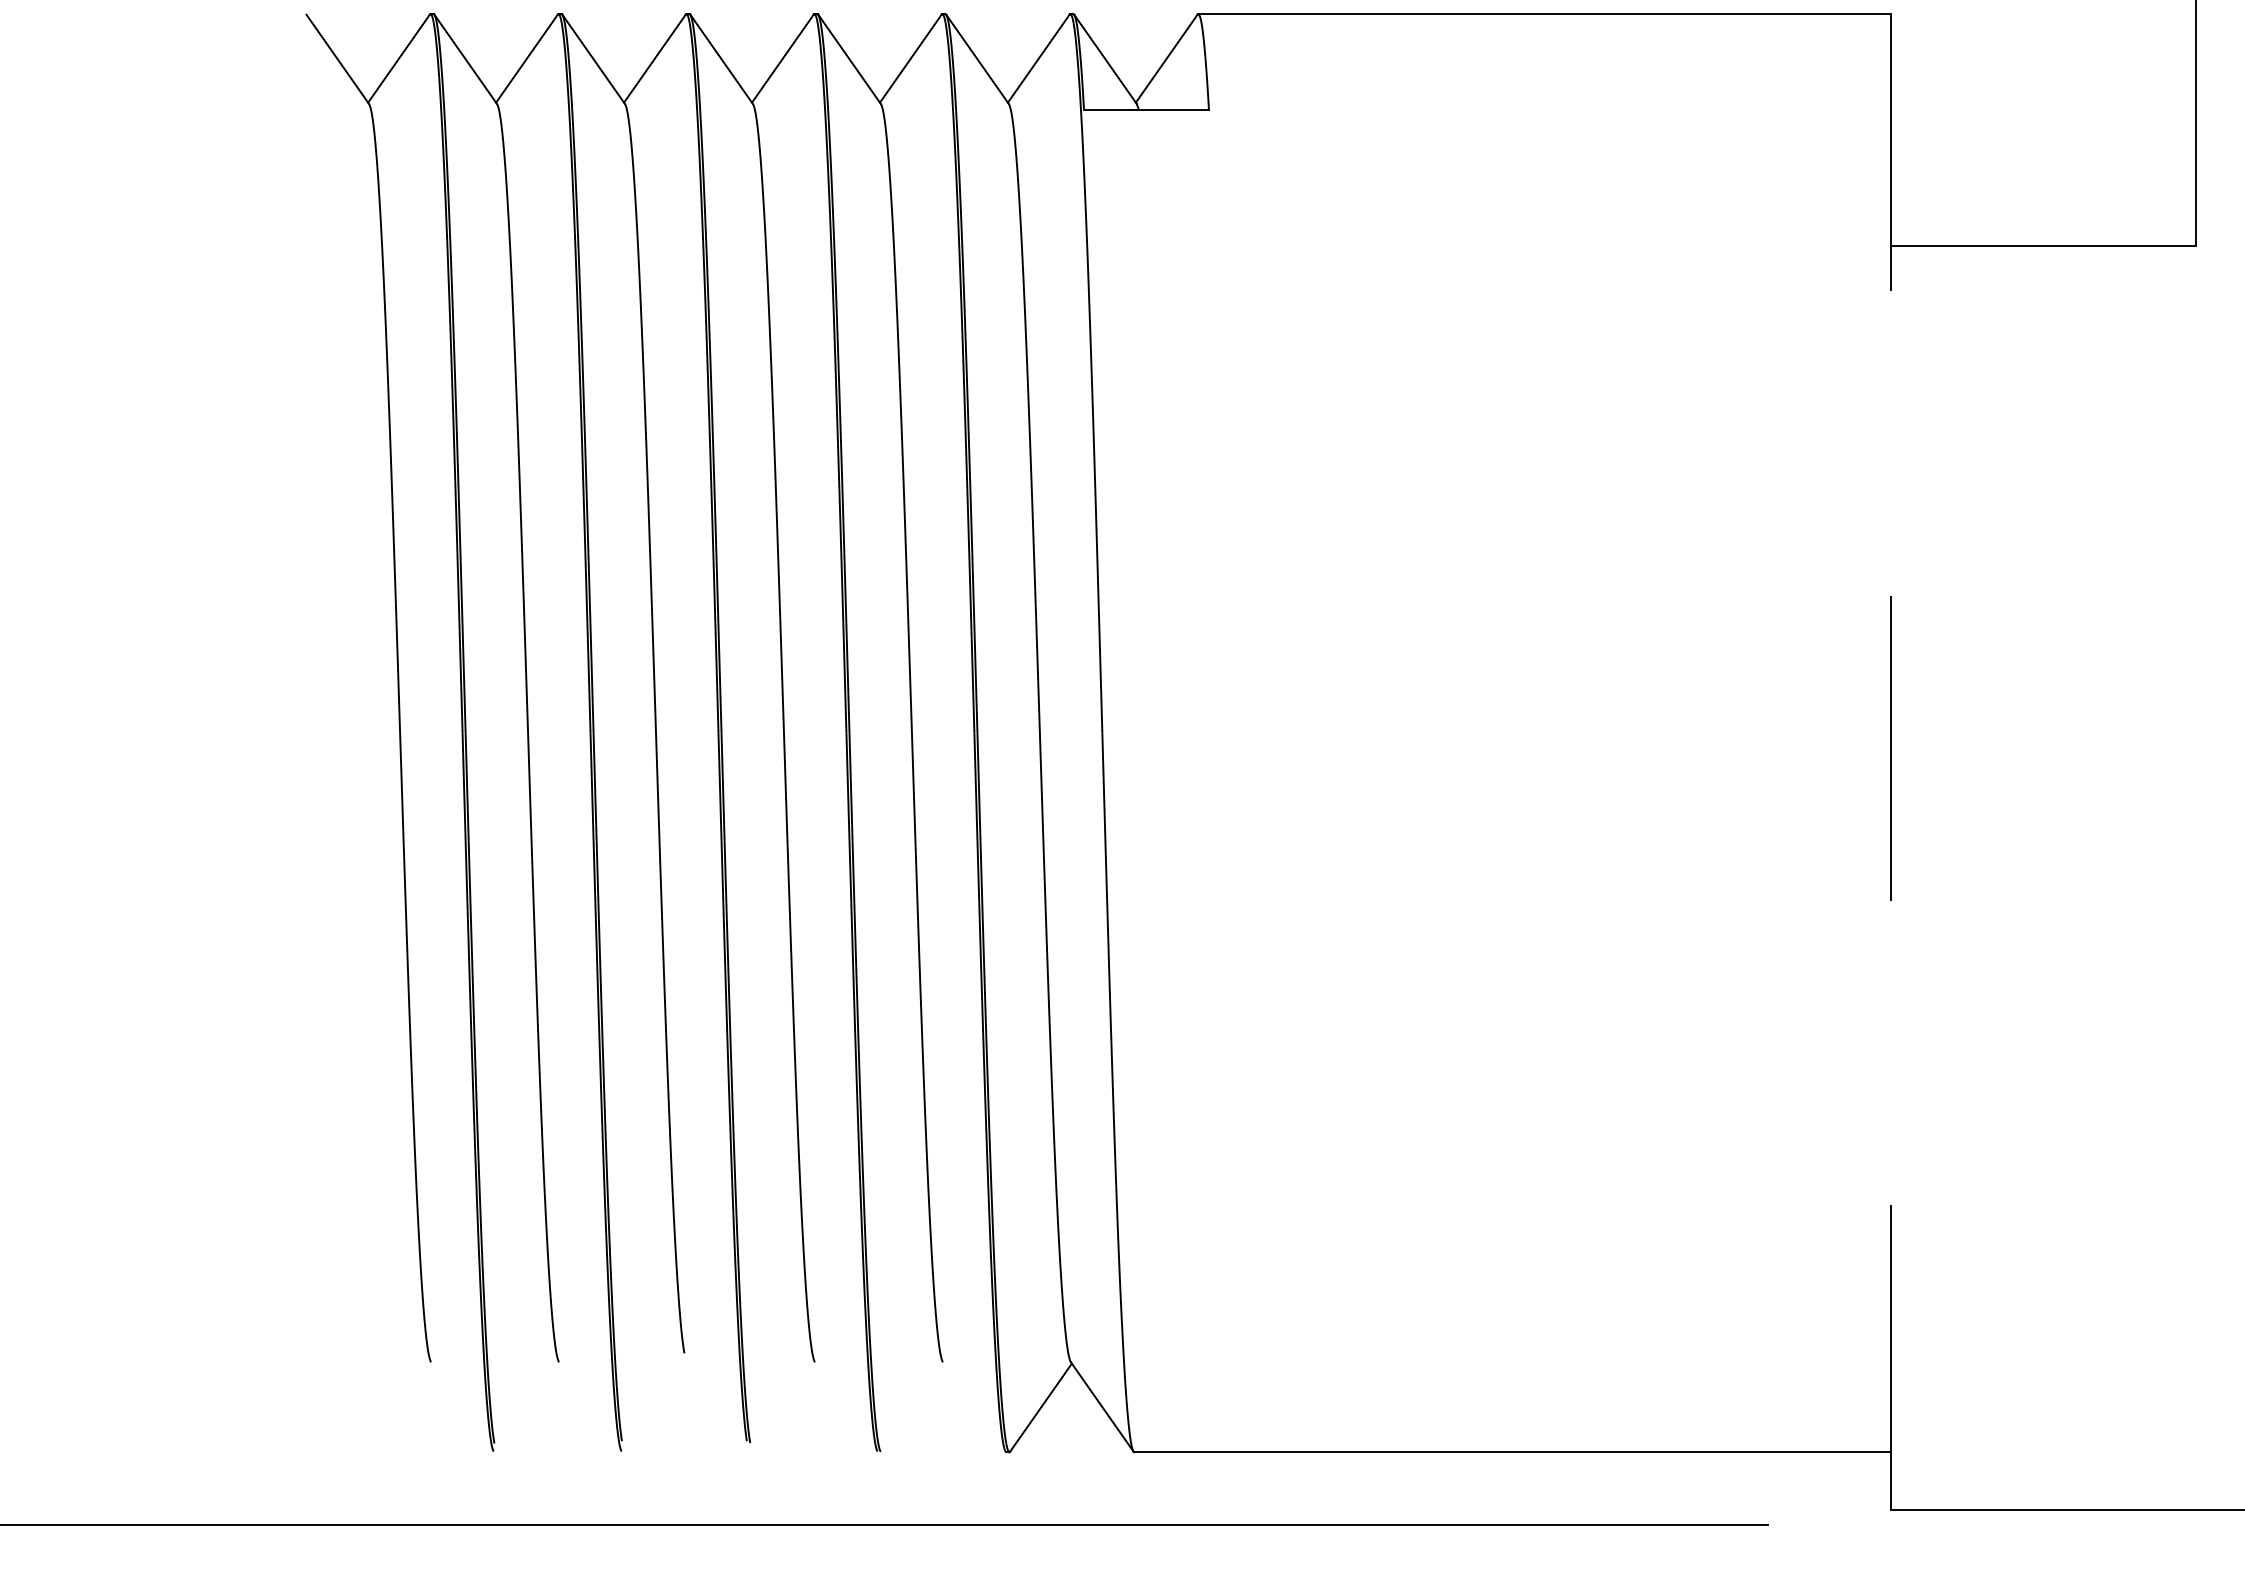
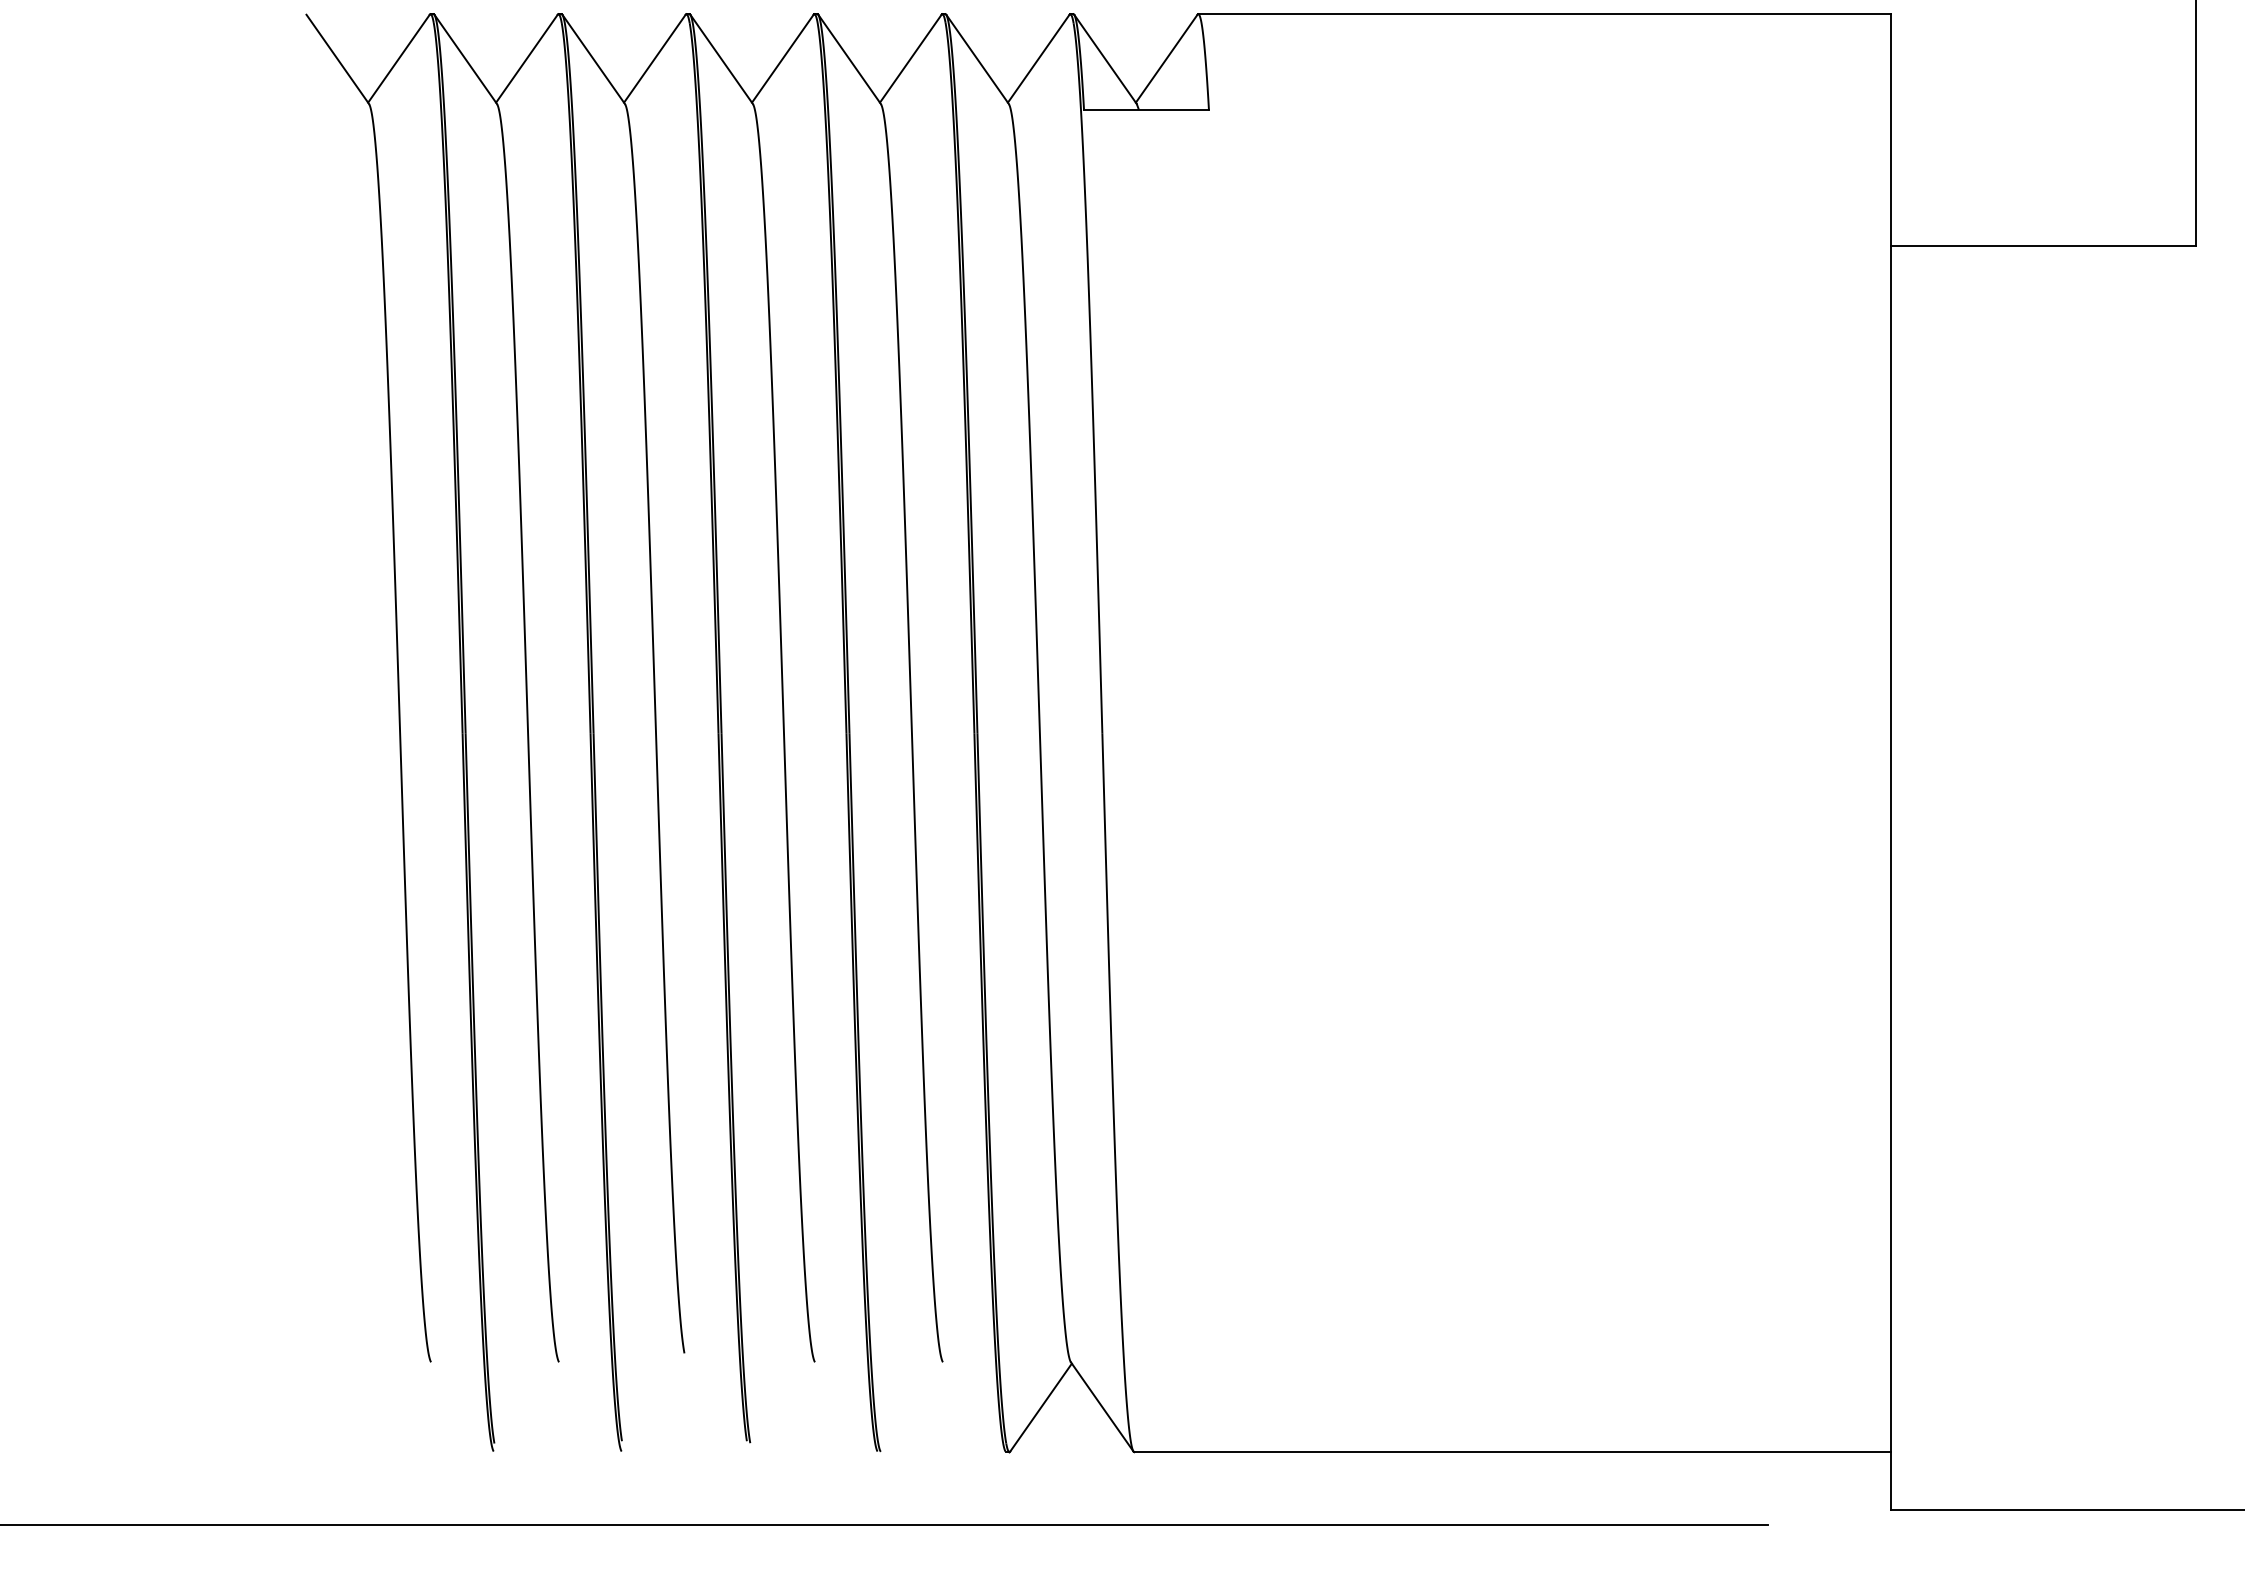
line: dashed -> solid (1891, 762)
